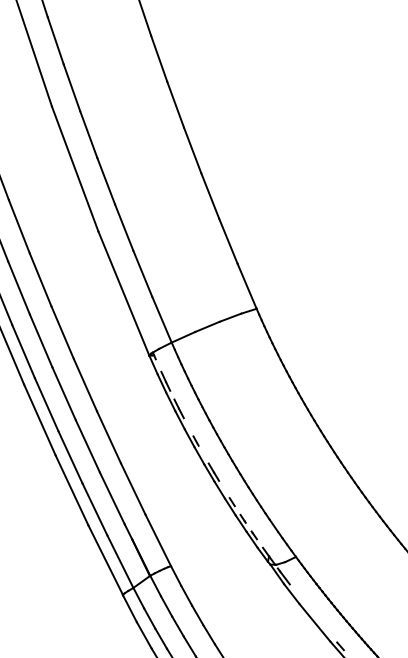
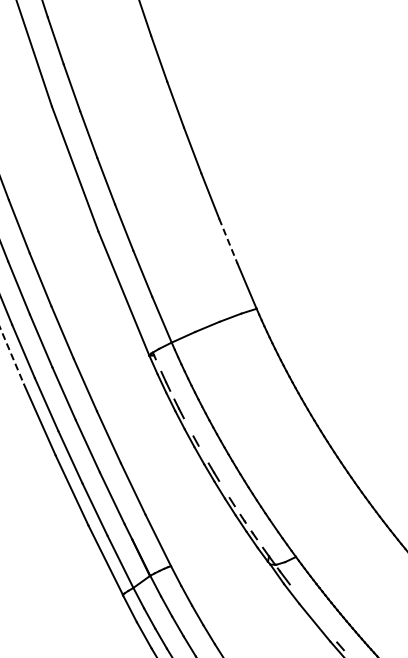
line: solid -> dashed (228, 241)
line: solid -> dashed (12, 356)
